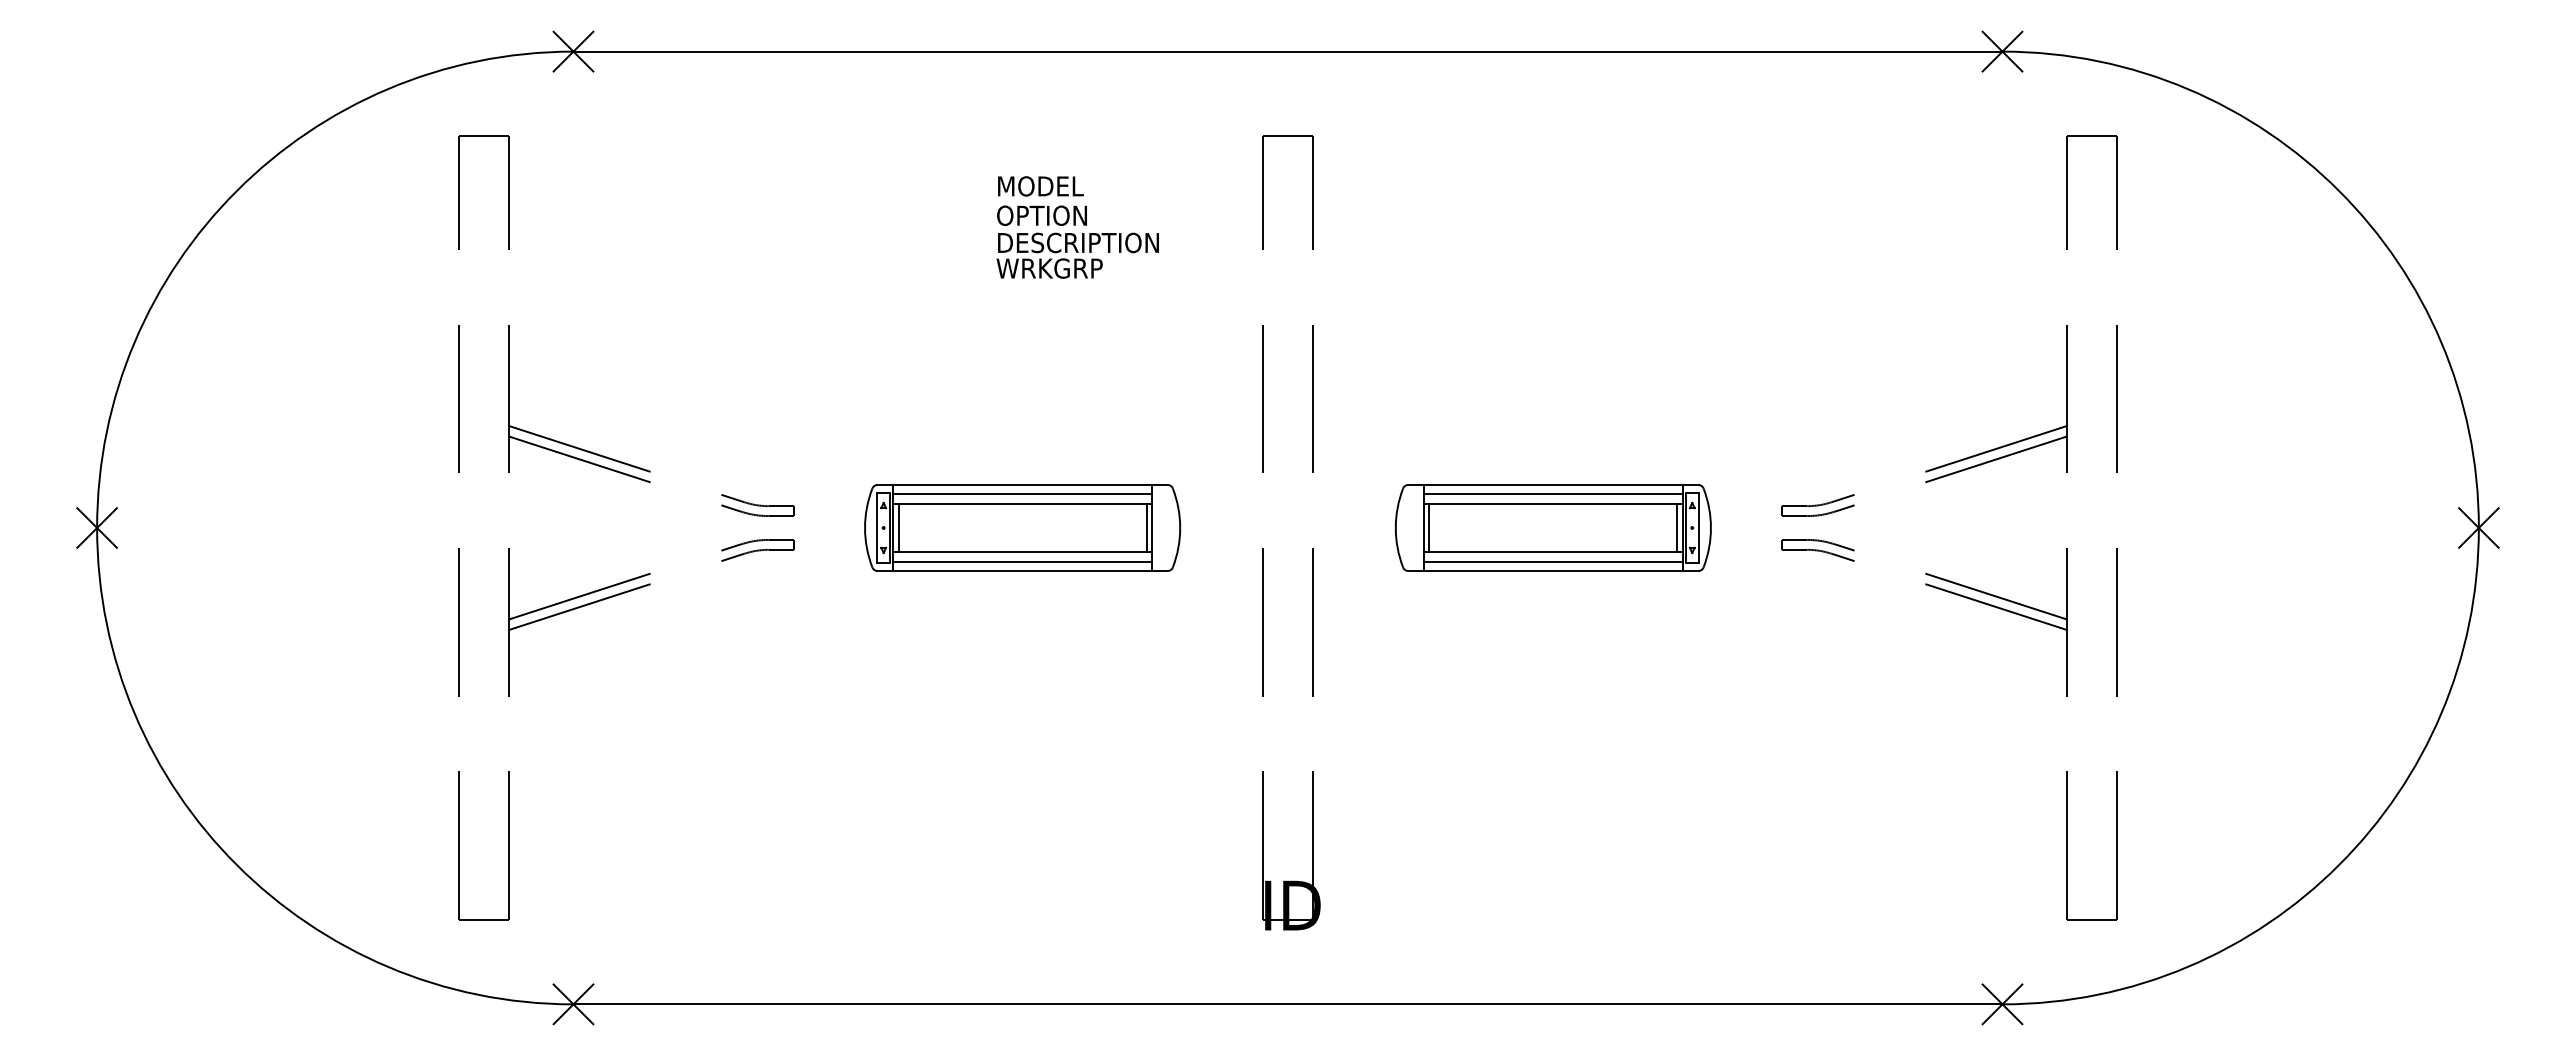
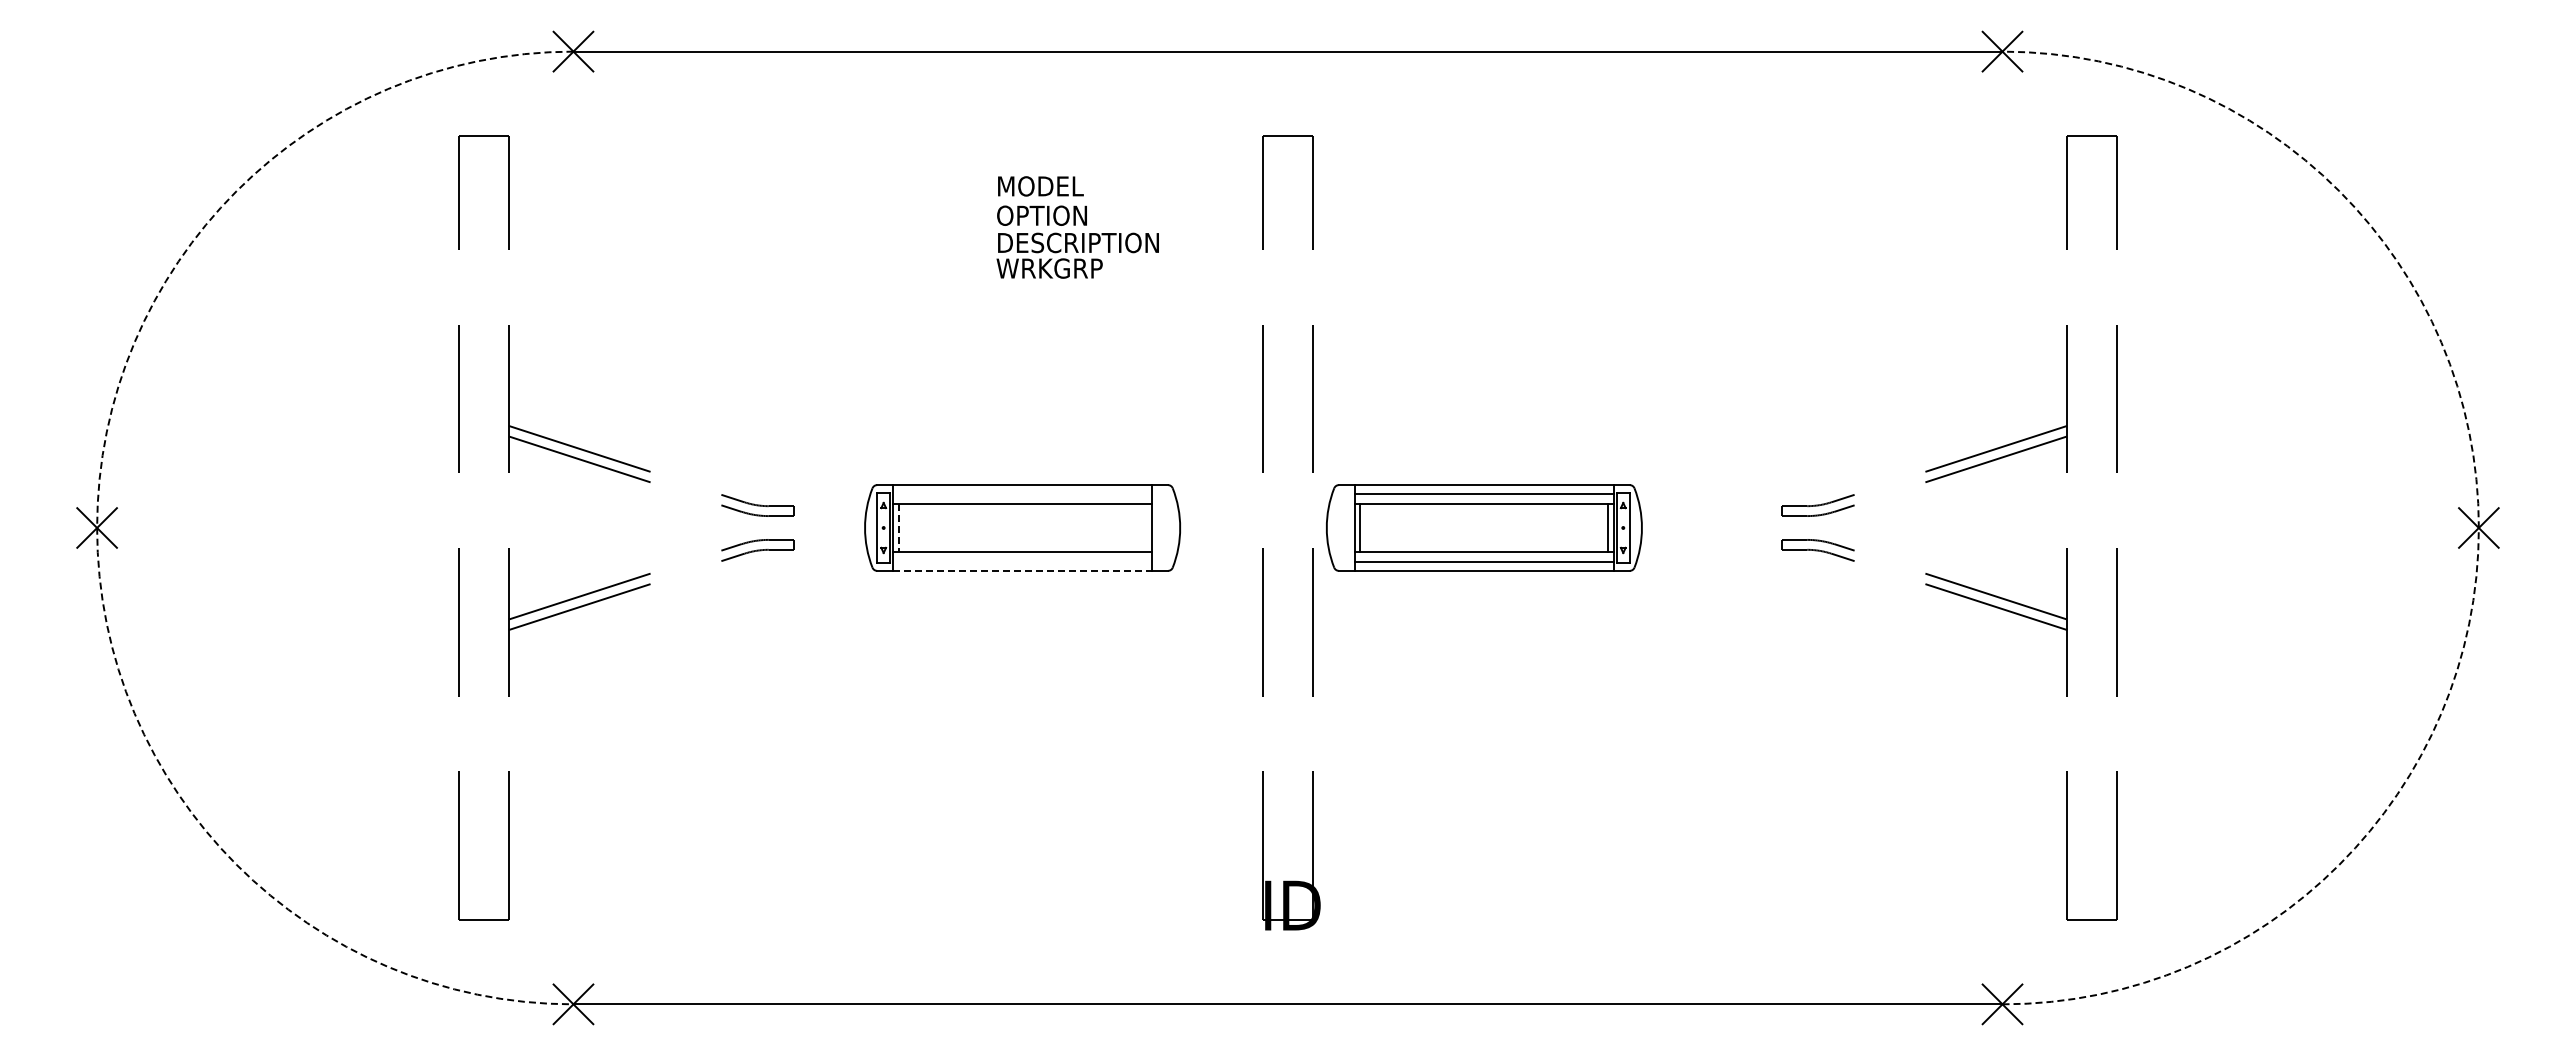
line: present -> none (1022, 493)
line: present -> none (1146, 527)
part position: (1553, 527) -> (1484, 527) (1484, 527)
arc: solid -> dashed (97, 528)
line: solid -> dashed (898, 528)
arc: solid -> dashed (2478, 528)
line: present -> none (1022, 562)
line: solid -> dashed (1023, 570)
